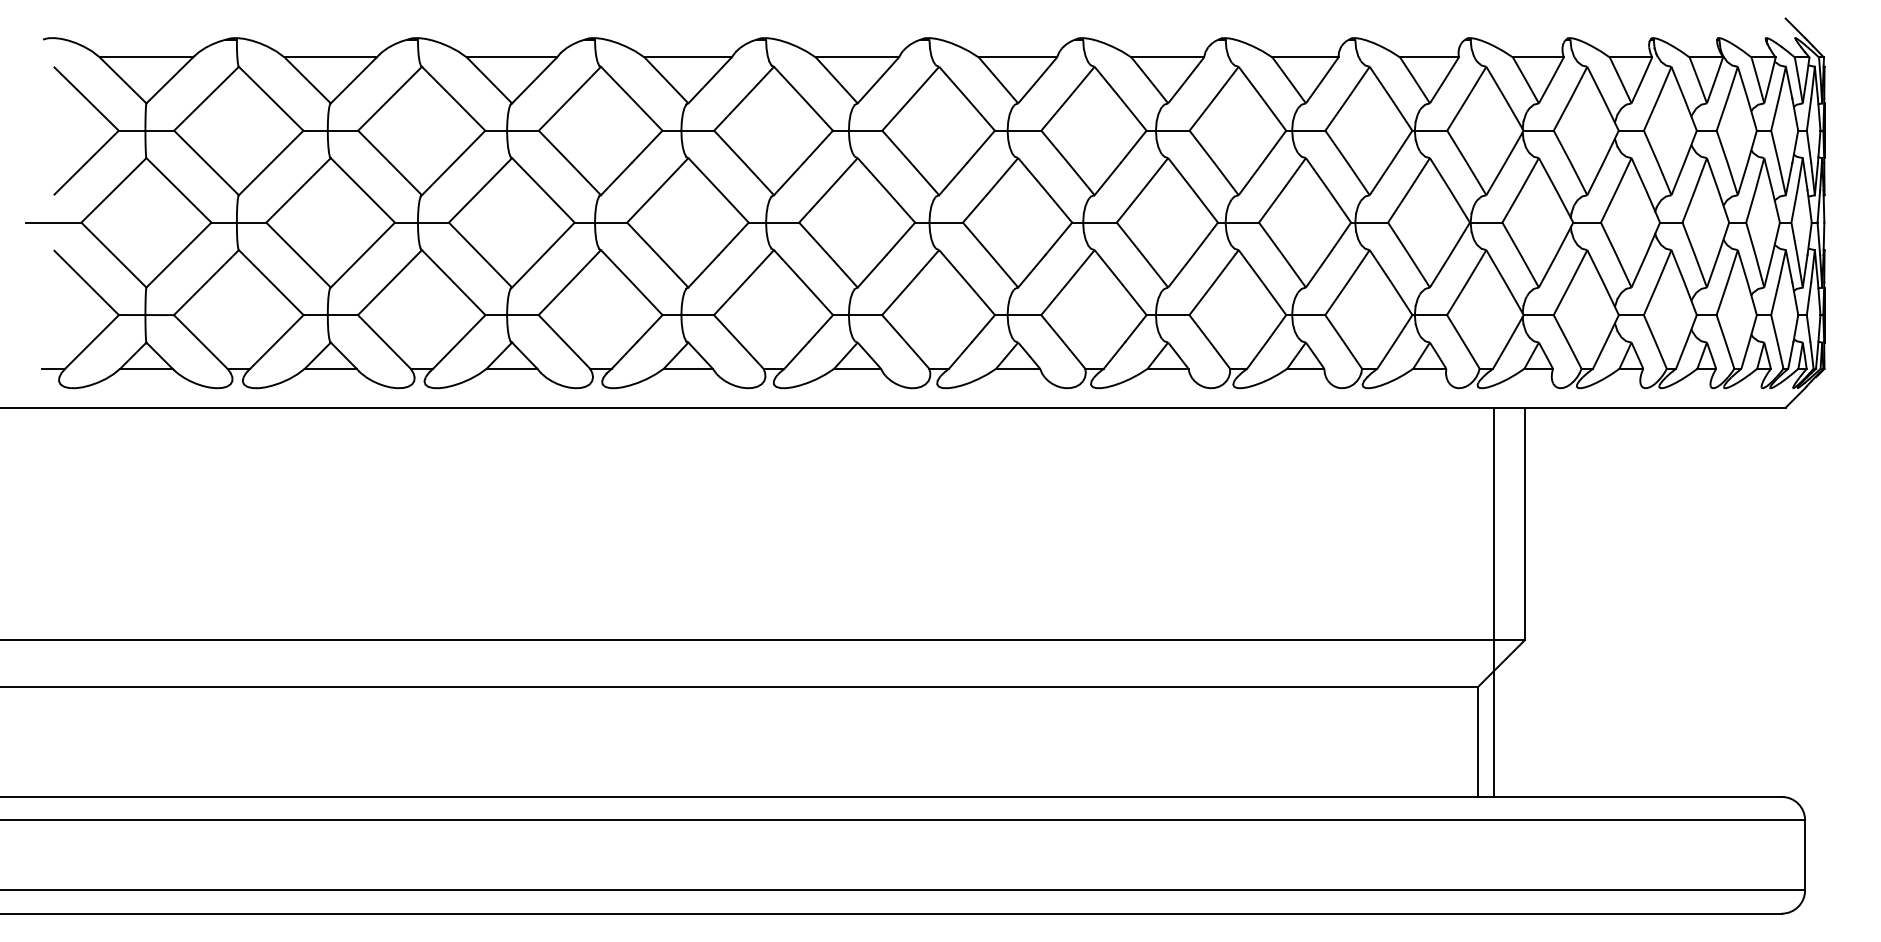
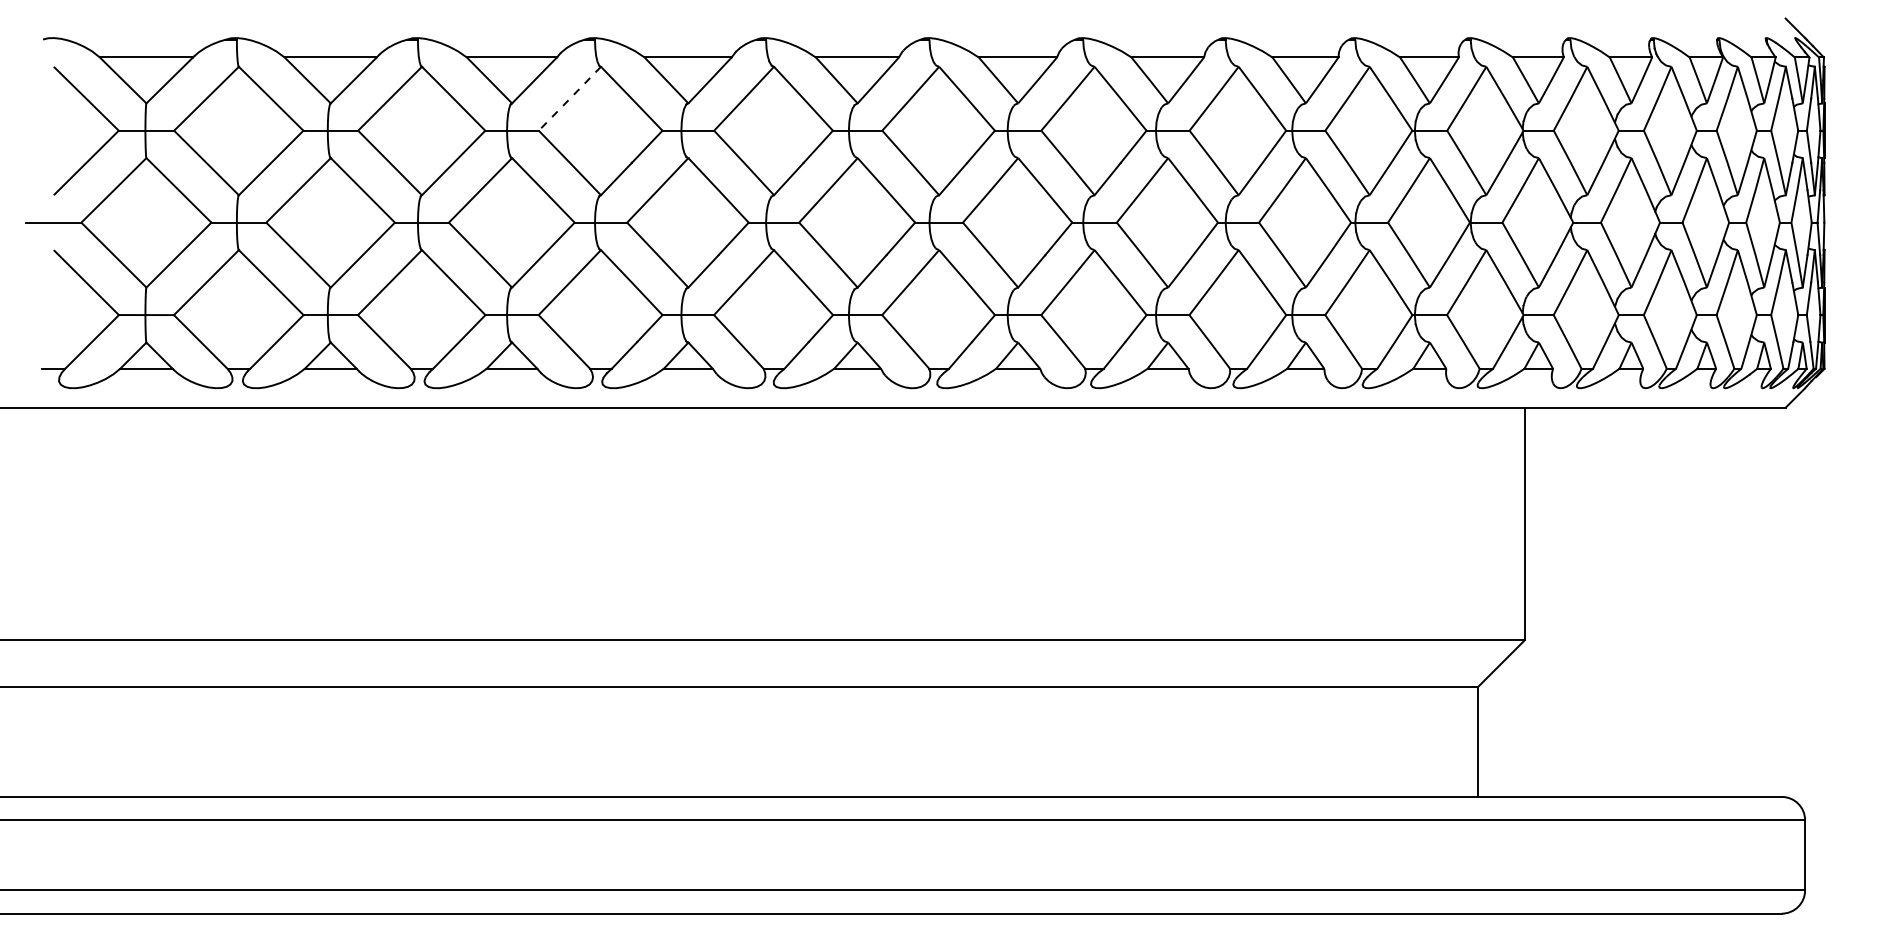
line: solid -> dashed (570, 98)
line: present -> none (1493, 601)
